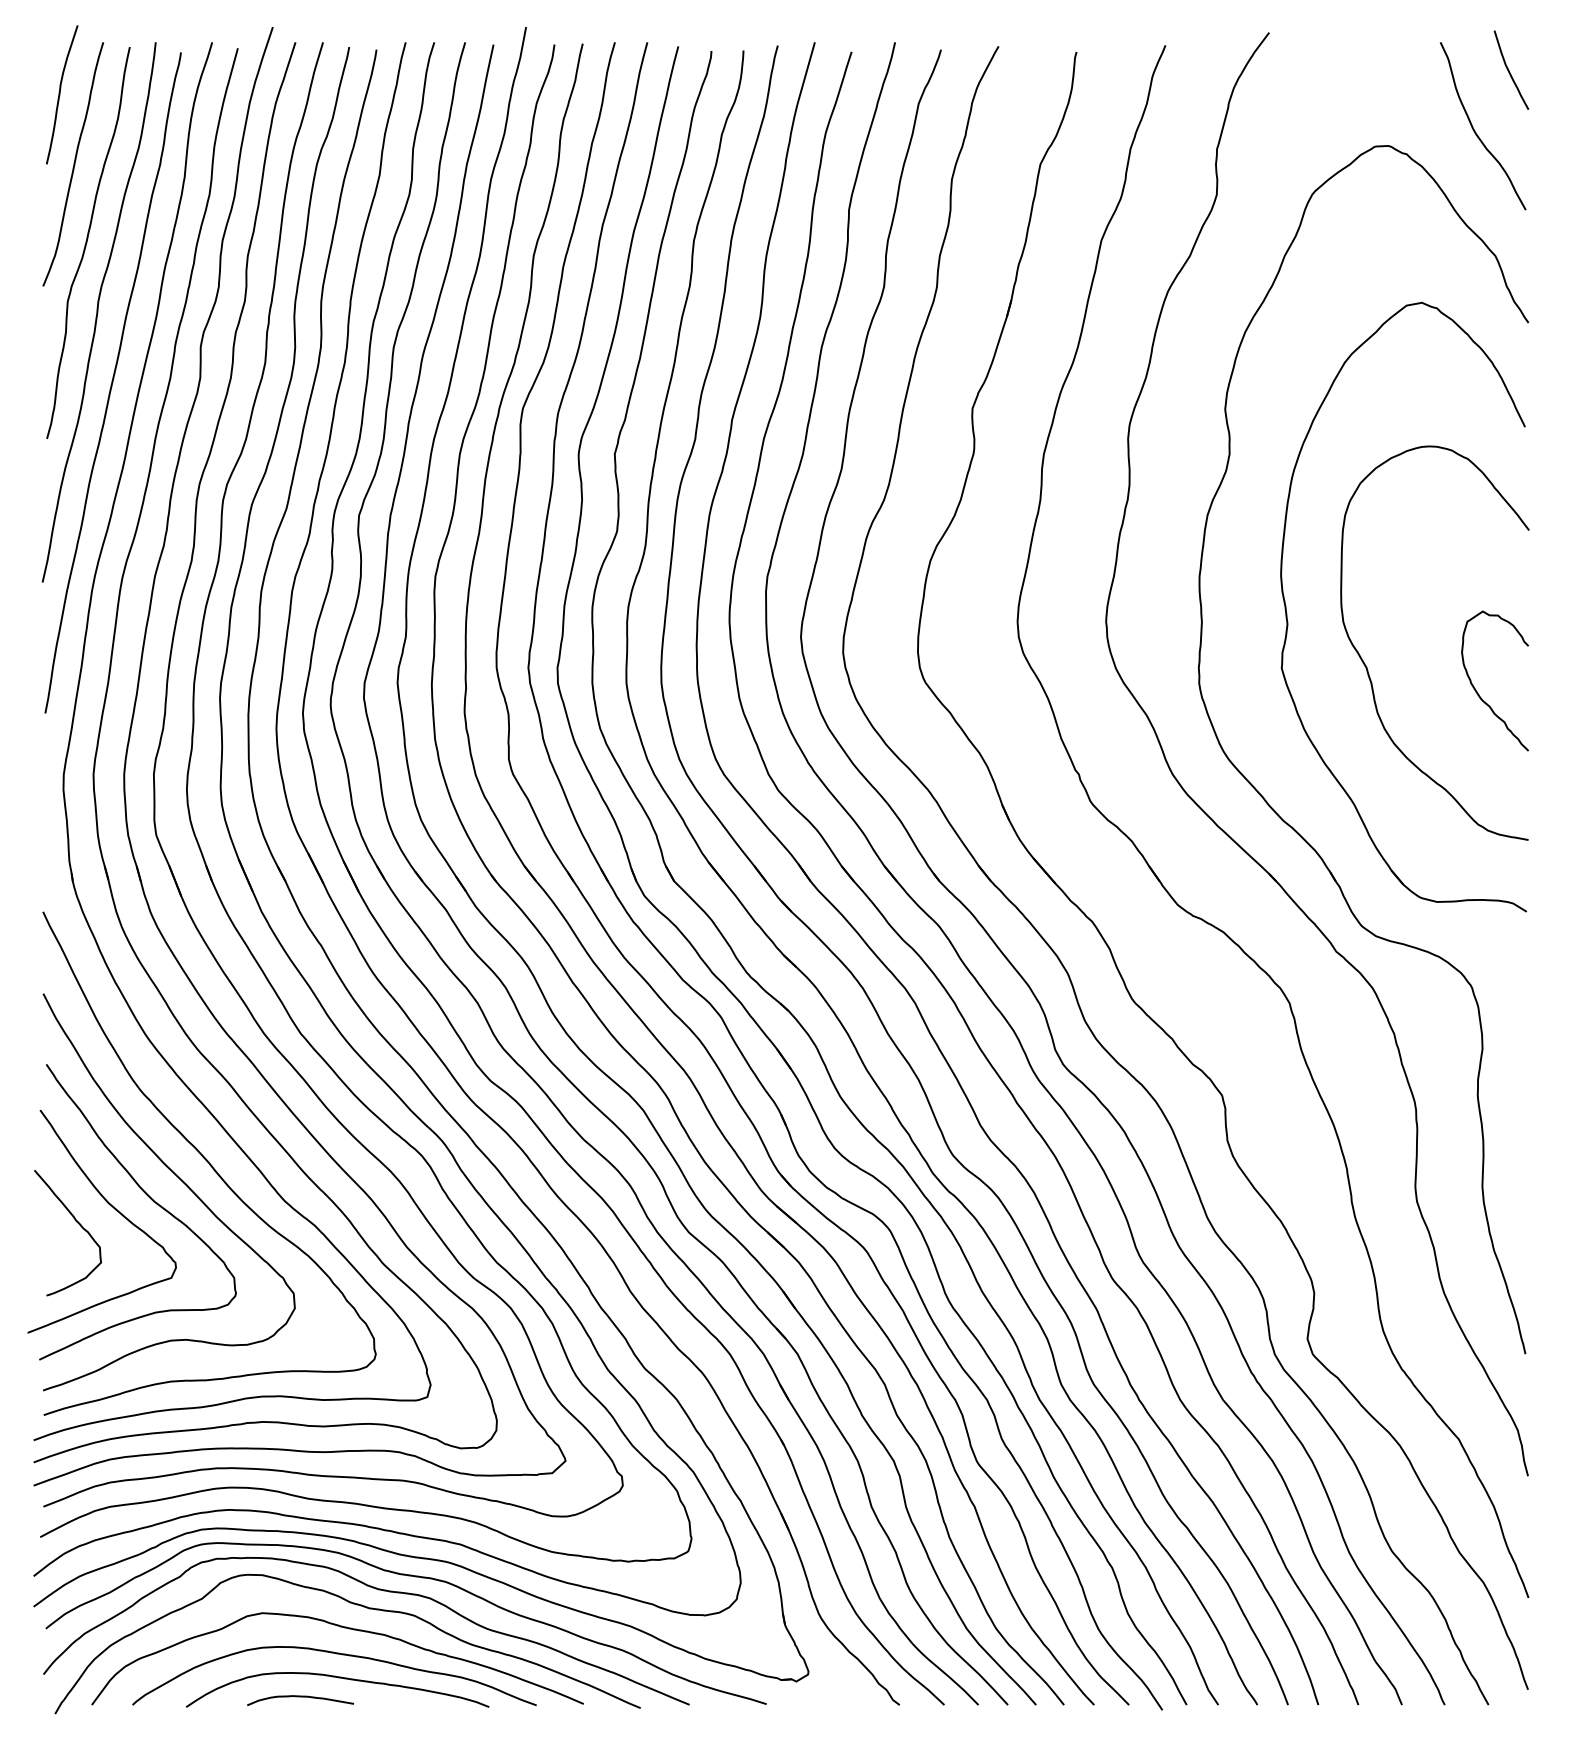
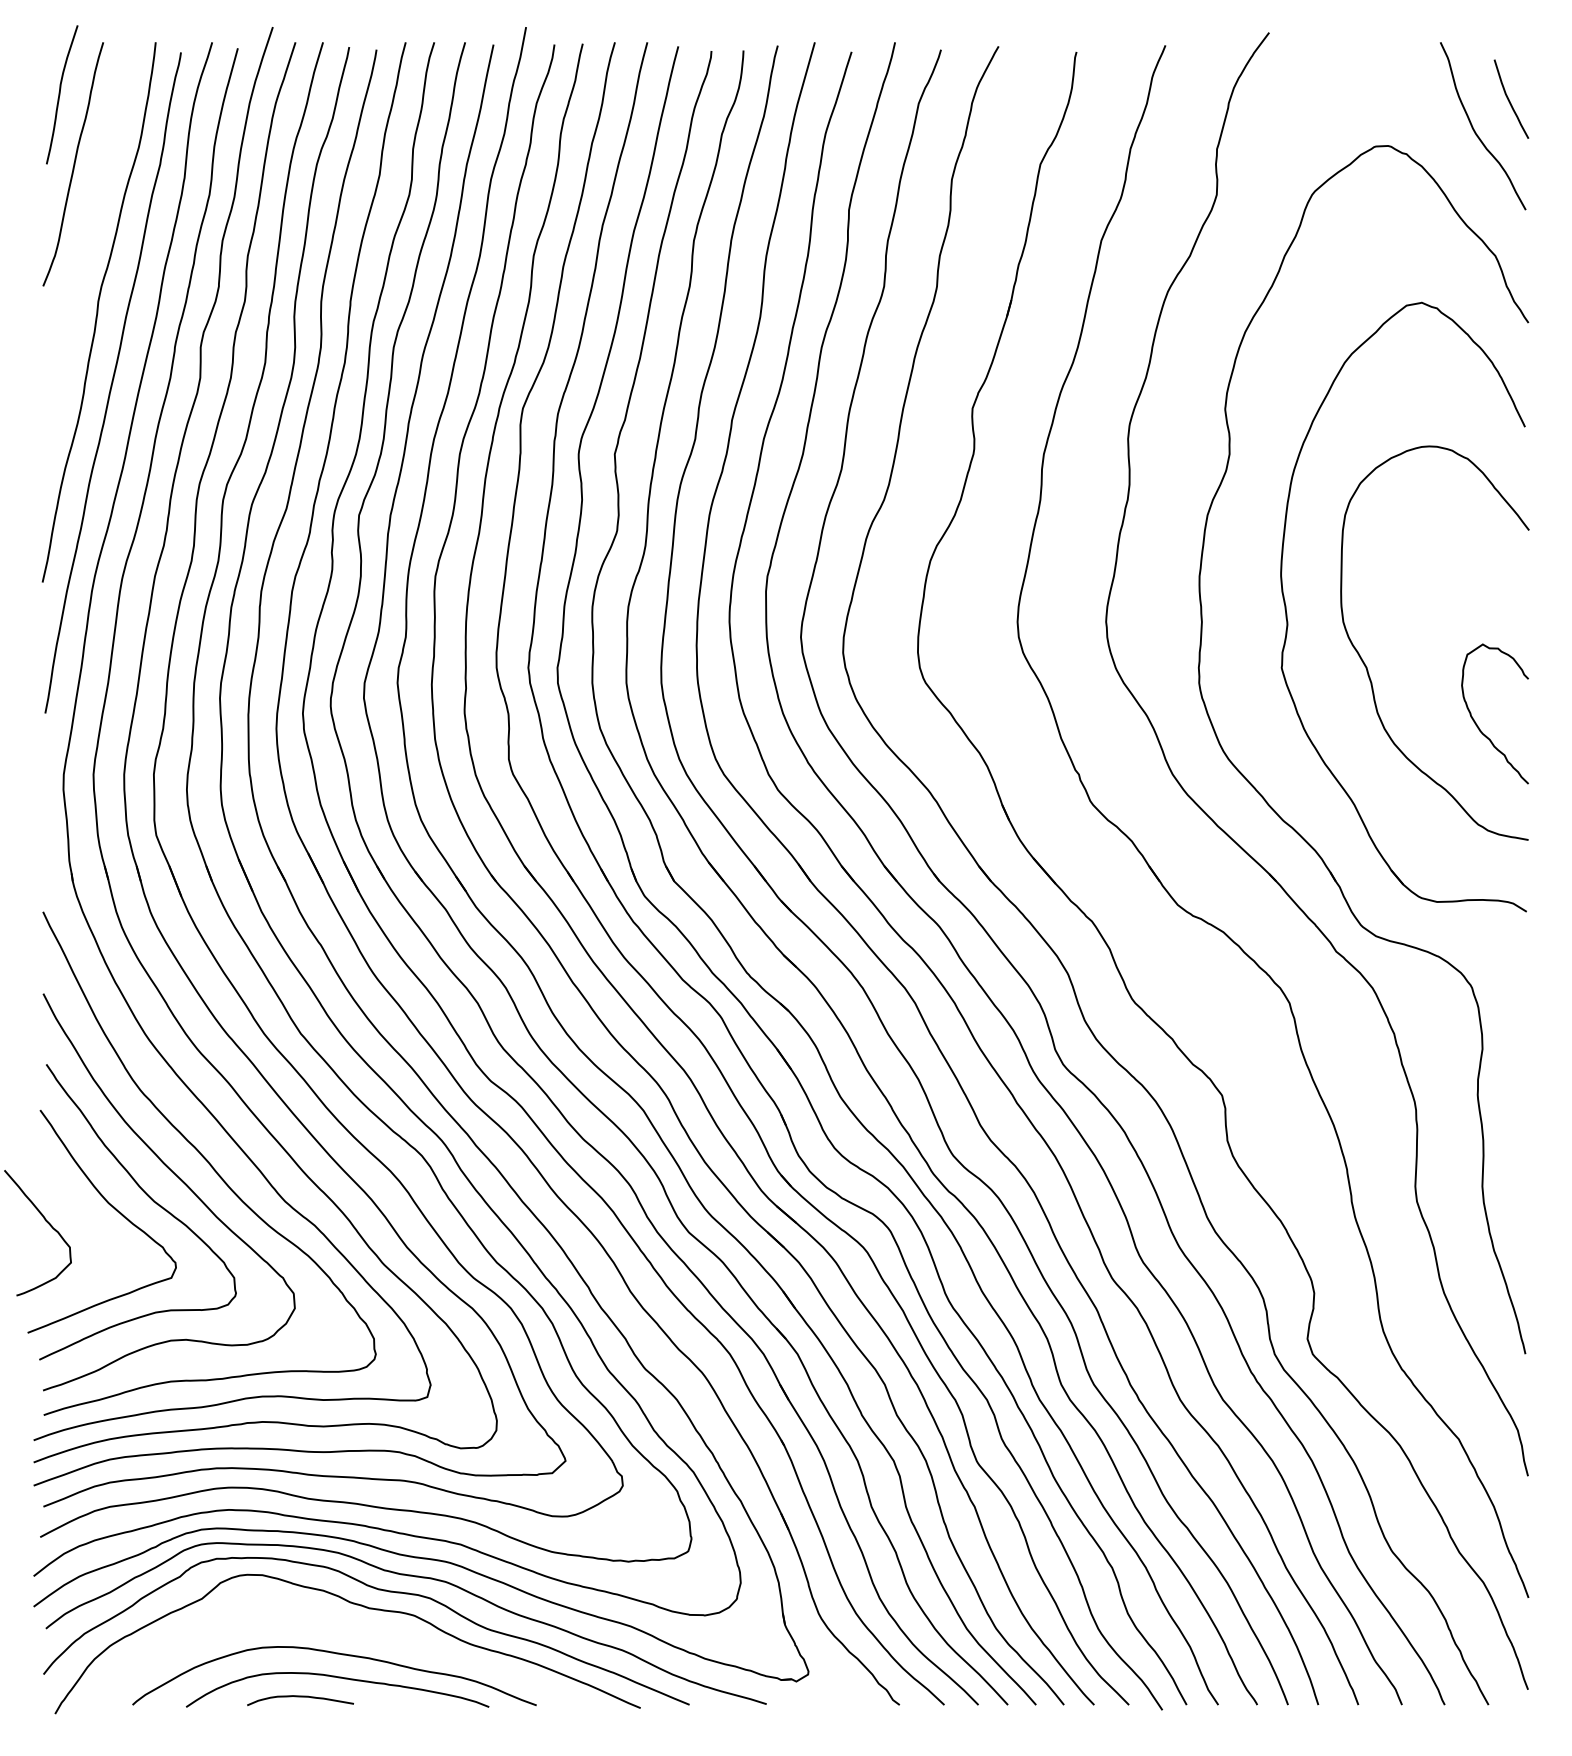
curve position: (1509, 70) -> (1509, 99) (1509, 99)
curve: present -> none (87, 242)
curve position: (1476, 689) -> (1476, 722) (1476, 722)
curve position: (77, 1223) -> (47, 1223) (47, 1223)
curve: present -> none (344, 1628)
